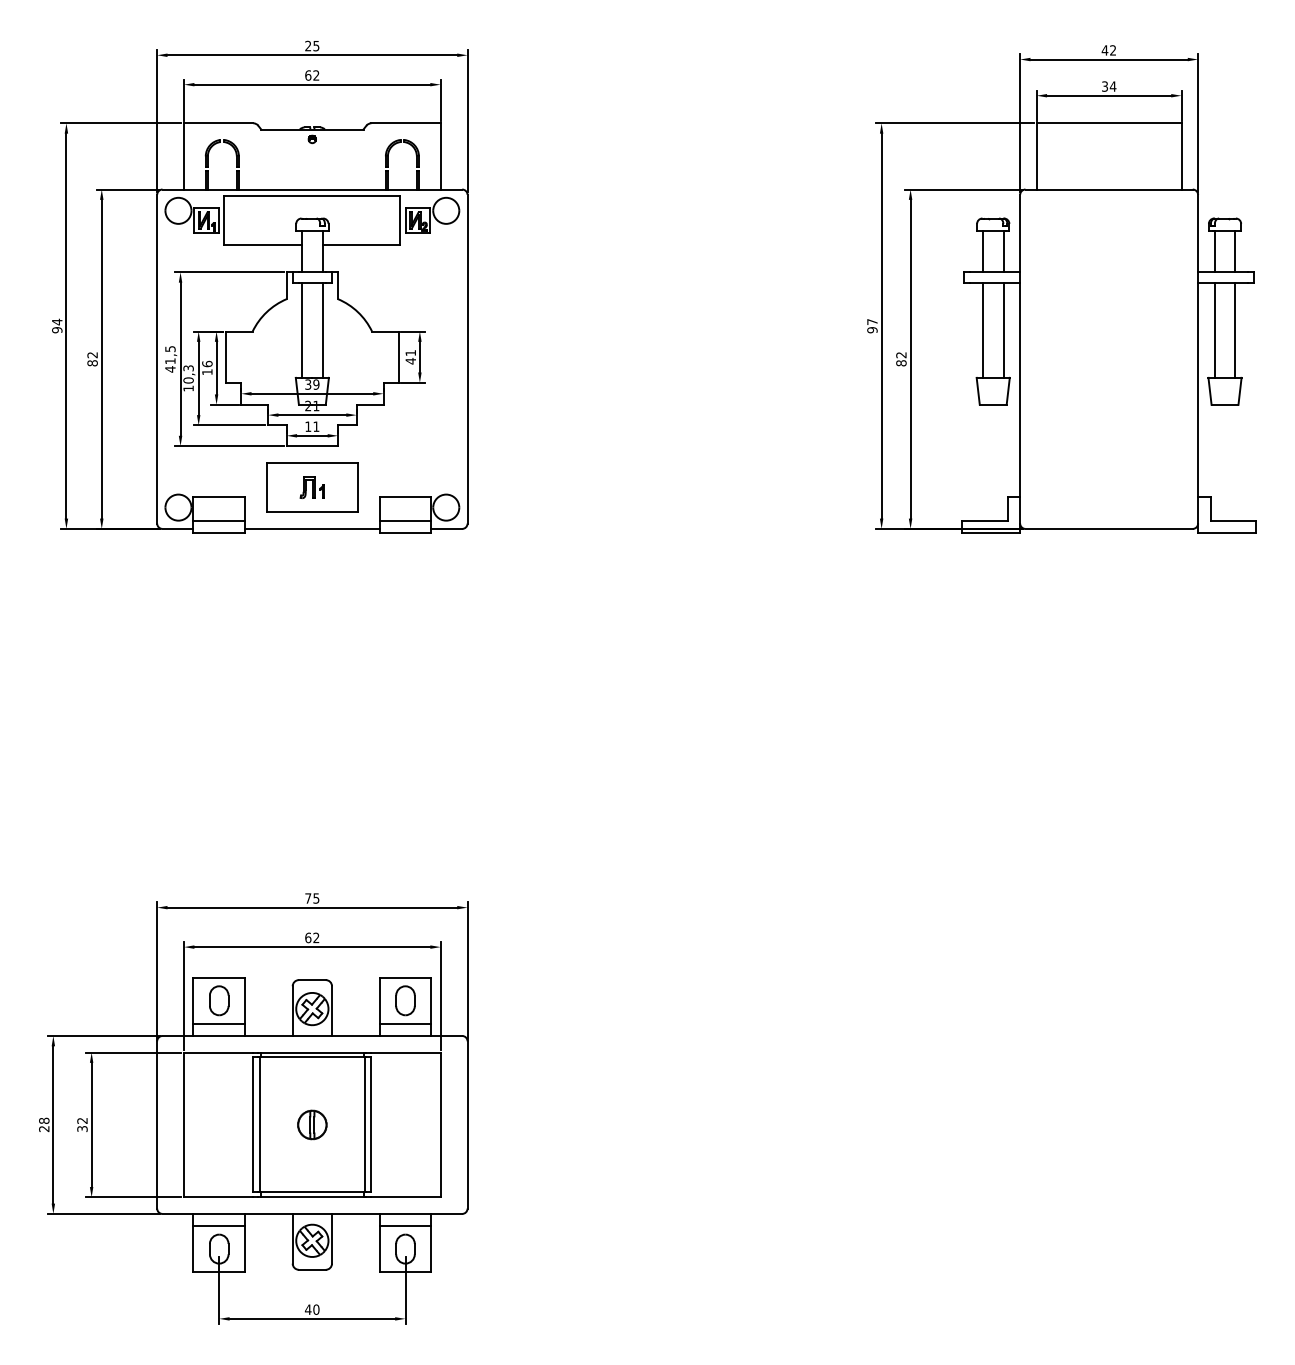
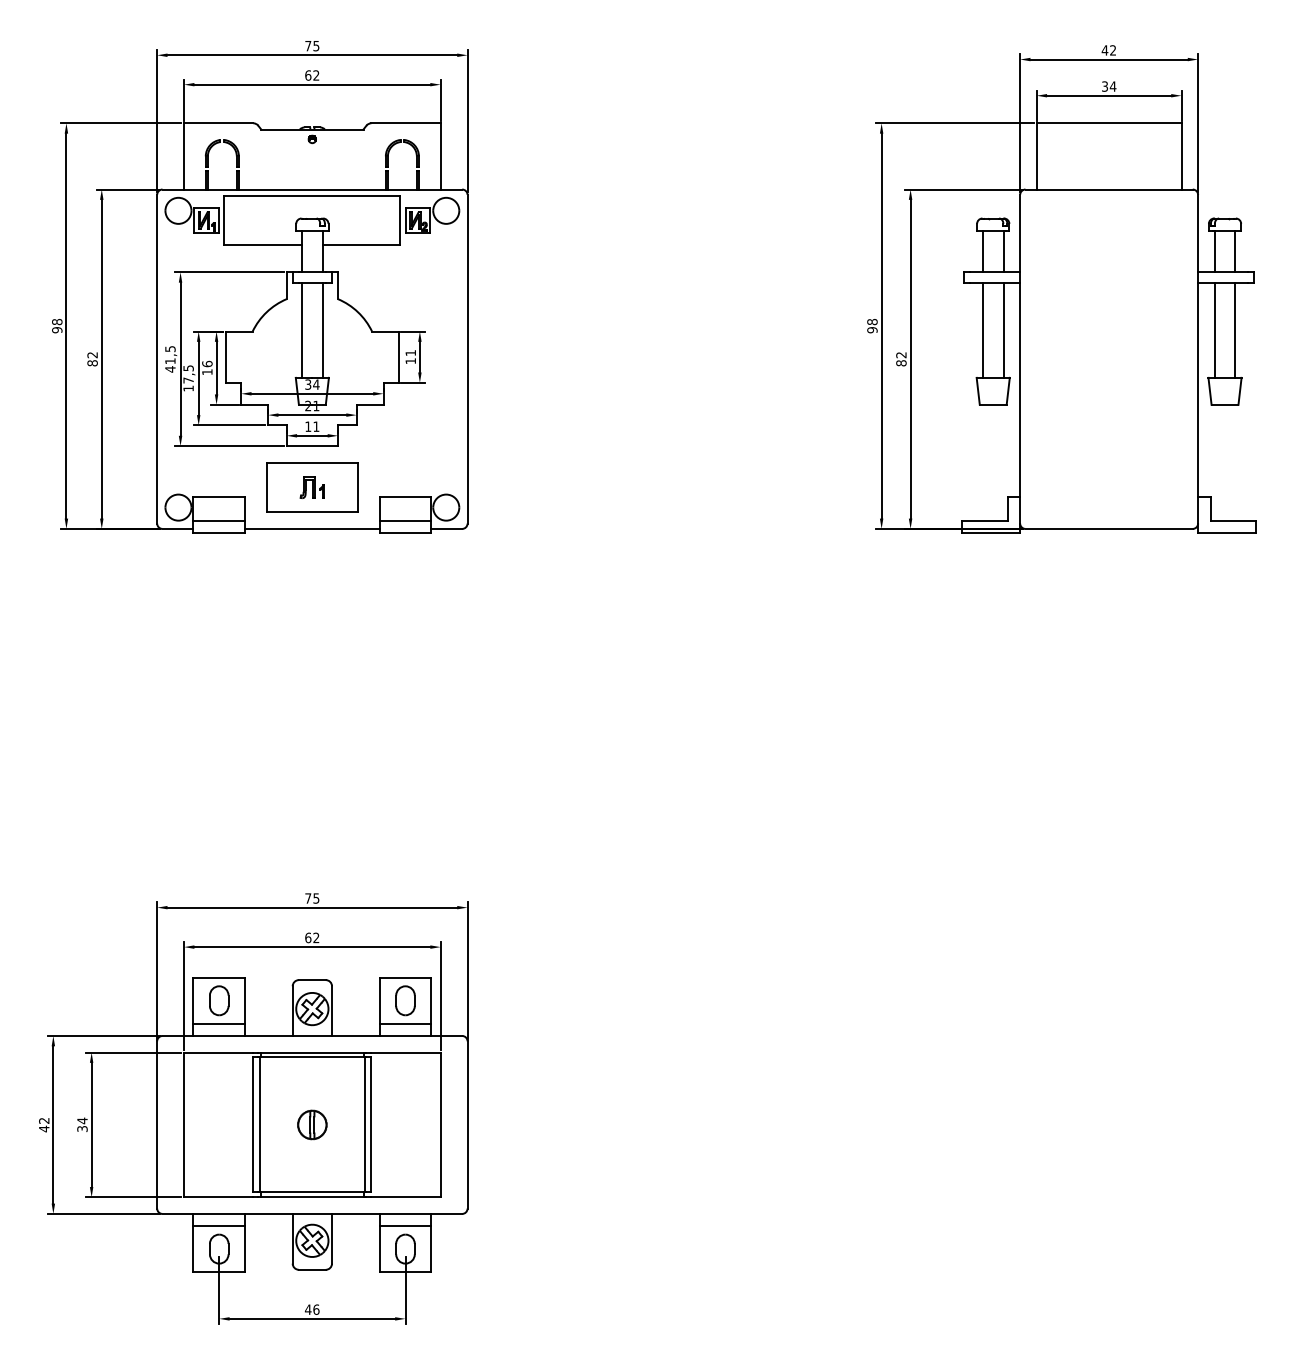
text: 25 -> 75 (308, 45)
text: 94 -> 98 (57, 321)
text: 97 -> 98 (872, 322)
text: 41 -> 11 (410, 361)
text: 10,3 -> 17,5 (188, 374)
text: 39 -> 34 (316, 384)
text: 32 -> 34 (82, 1120)
text: 28 -> 42 (44, 1124)
text: 40 -> 46 (316, 1309)
